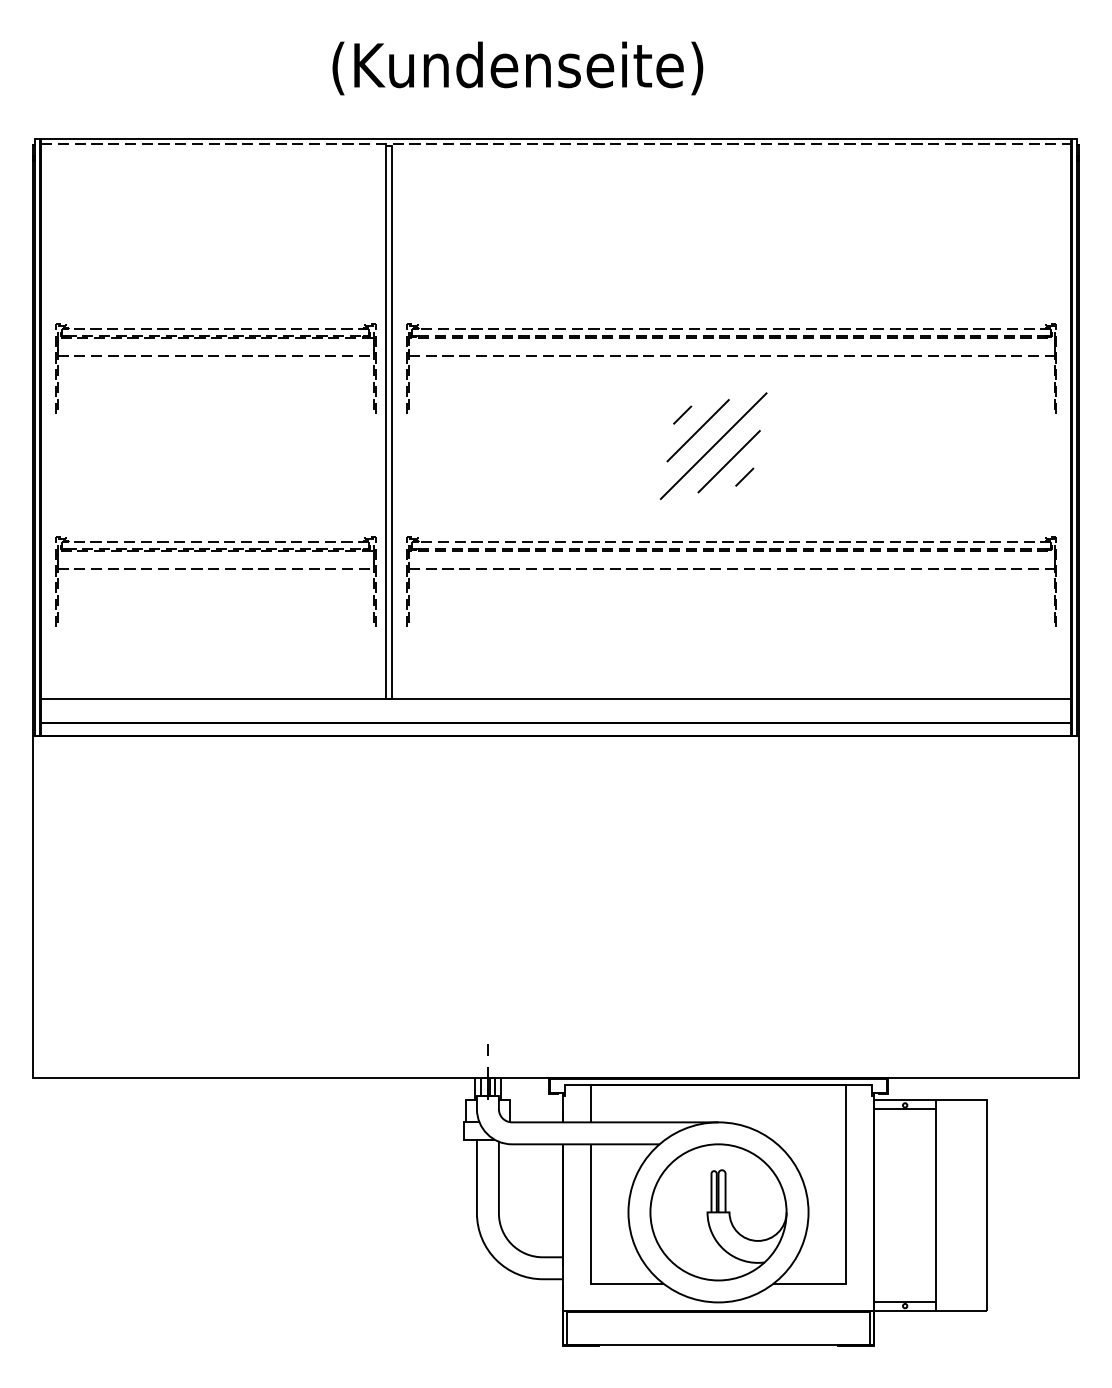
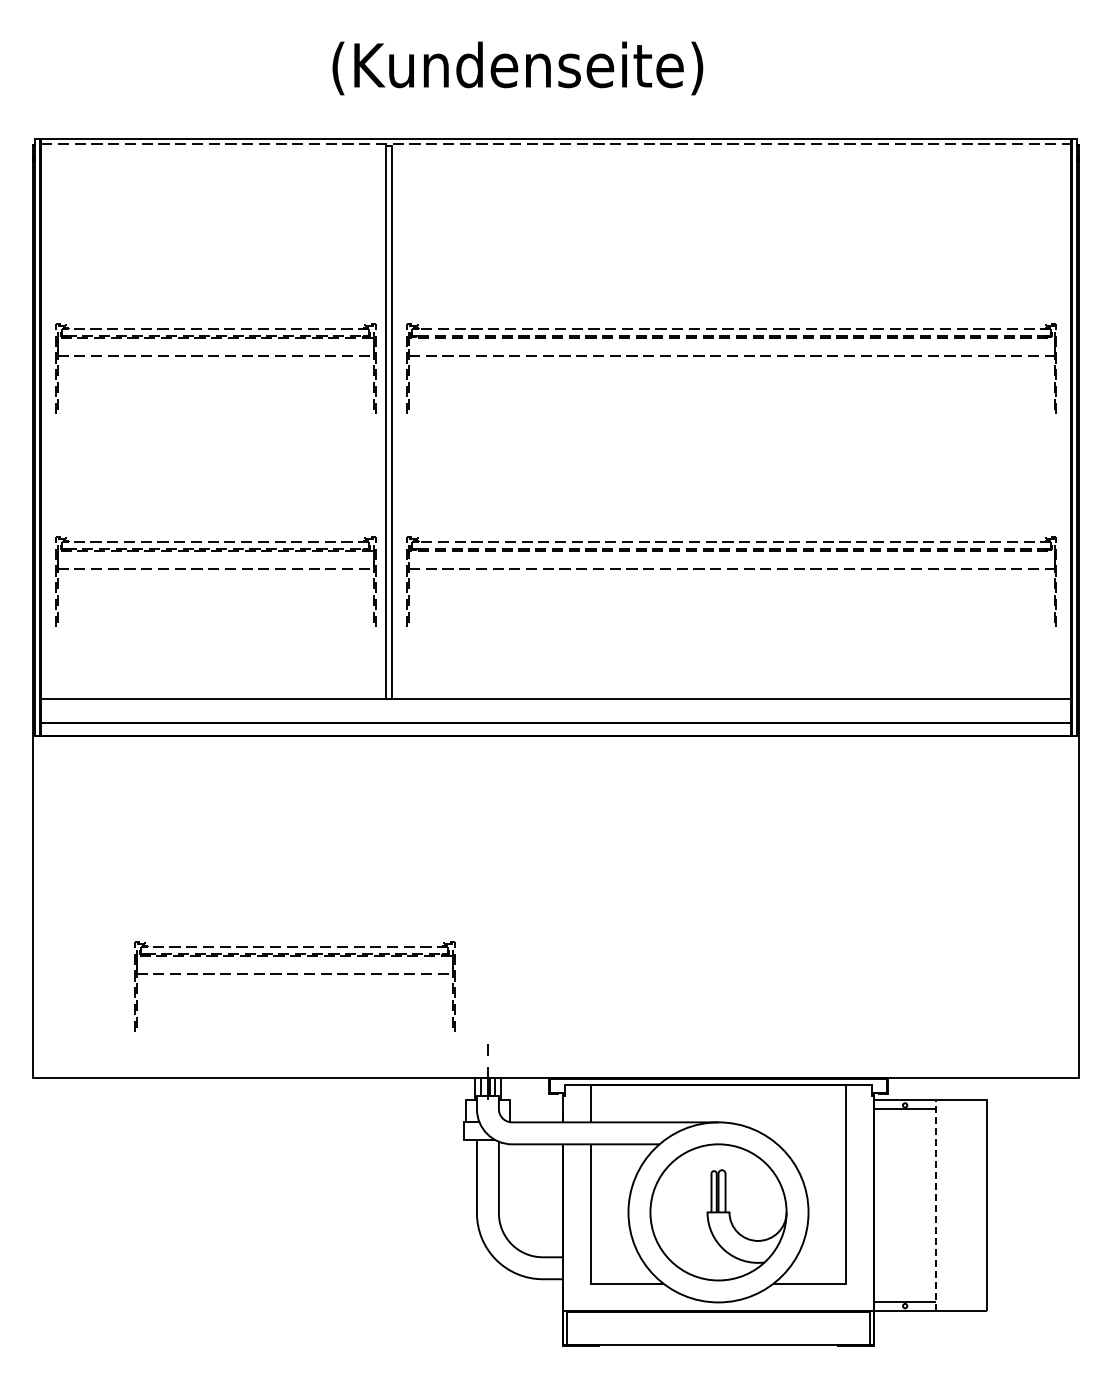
part: present -> none (713, 445)
part: none -> present (294, 974)
line: solid -> dashed (935, 1205)
